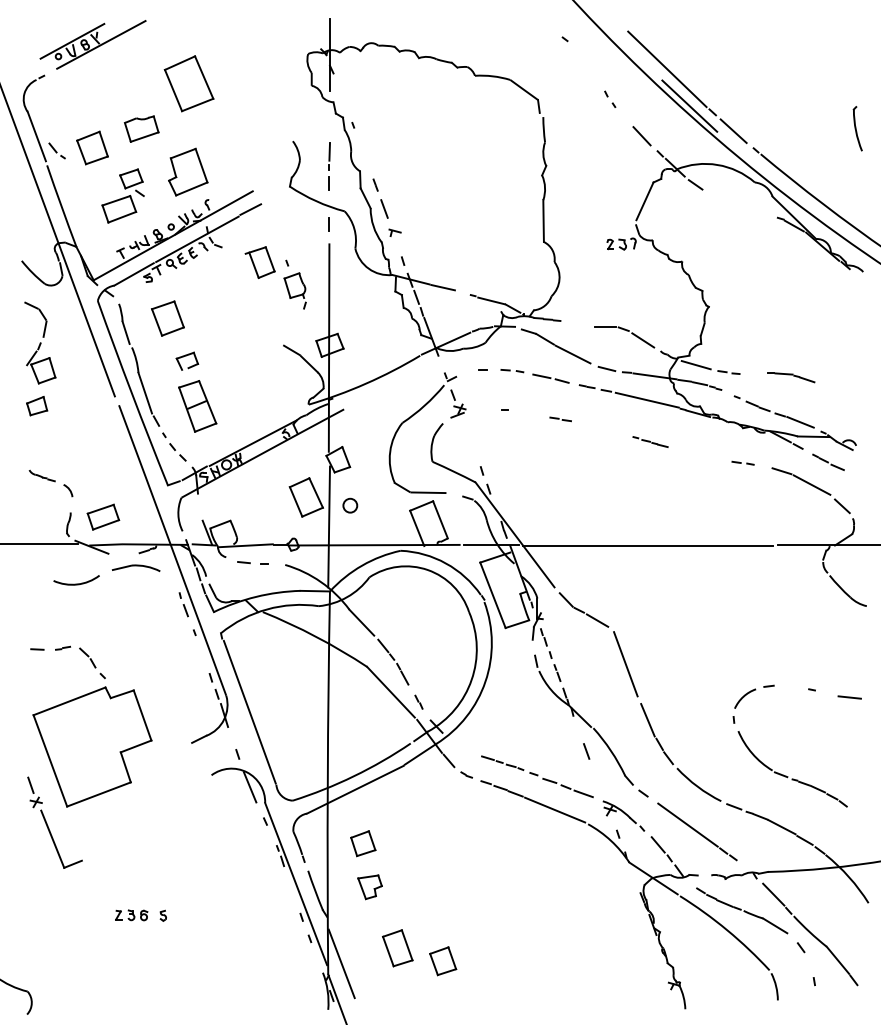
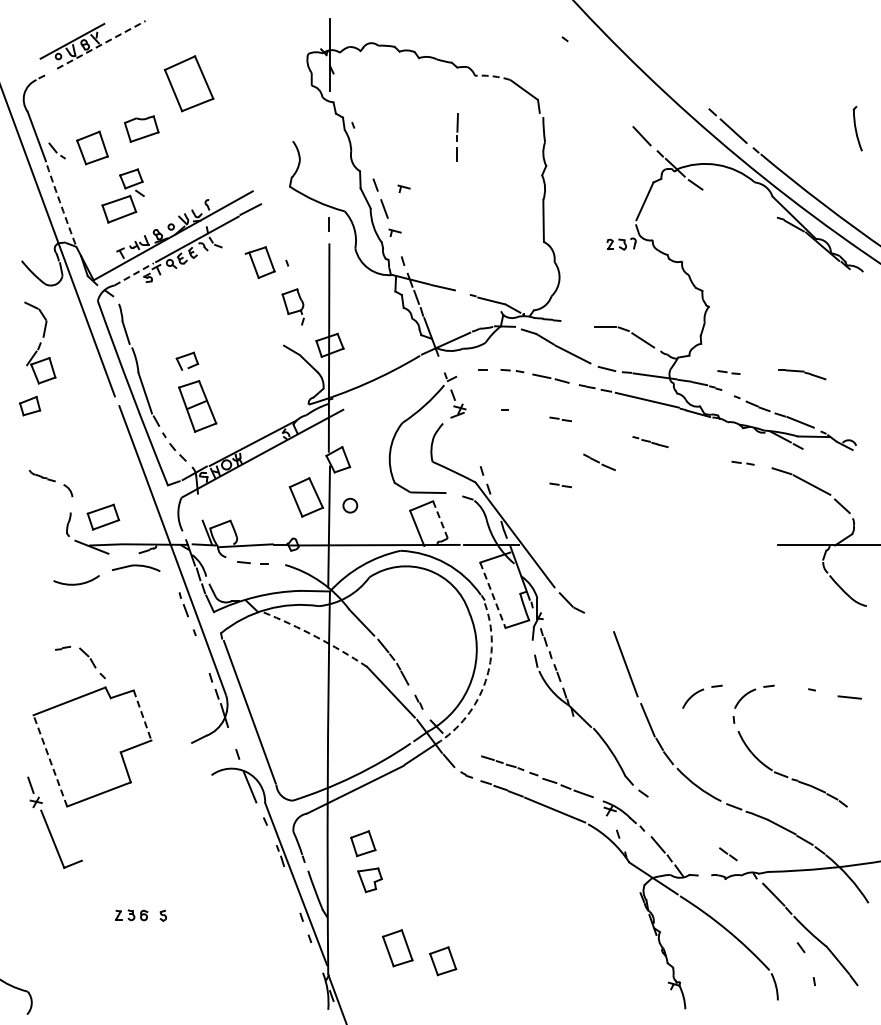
line: solid -> dashed (101, 44)
line: present -> none (667, 69)
arc: solid -> dashed (492, 76)
part: present -> none (610, 98)
line: present -> none (689, 105)
line position: (329, 166) -> (457, 137) (457, 137)
part: present -> none (188, 171)
part: none -> present (403, 188)
arc: solid -> dashed (61, 206)
line: solid -> dashed (134, 274)
part position: (294, 290) -> (292, 306) (292, 306)
part: present -> none (167, 318)
line: present -> none (695, 365)
part position: (791, 377) -> (802, 374) (802, 374)
part position: (37, 406) -> (30, 406) (30, 406)
part position: (828, 461) -> (599, 461) (599, 461)
line: none -> present (559, 485)
line: solid -> dashed (440, 519)
line: present -> none (40, 543)
line: present -> none (647, 546)
line: solid -> dashed (493, 595)
line: present -> none (597, 620)
arc: solid -> dashed (316, 636)
line: present -> none (37, 649)
arc: solid -> dashed (485, 681)
part: none -> present (702, 696)
line: solid -> dashed (142, 715)
line: present -> none (586, 751)
line: solid -> dashed (50, 760)
line: present -> none (687, 824)
part position: (369, 887) -> (369, 880) (369, 880)
part: present -> none (742, 910)
line: present -> none (341, 963)
